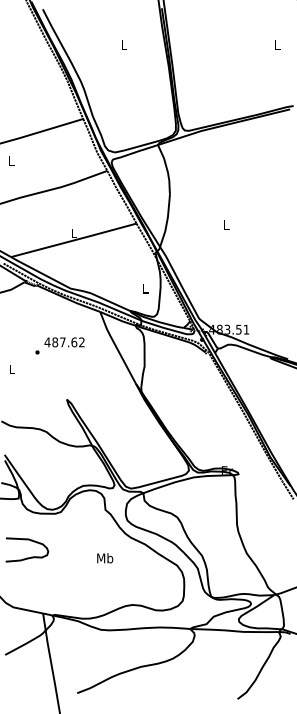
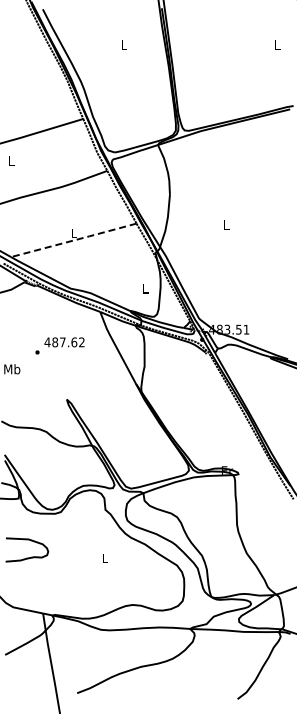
line: solid -> dashed (74, 240)
text: L -> Mb (12, 369)
text: Mb -> L (105, 558)
